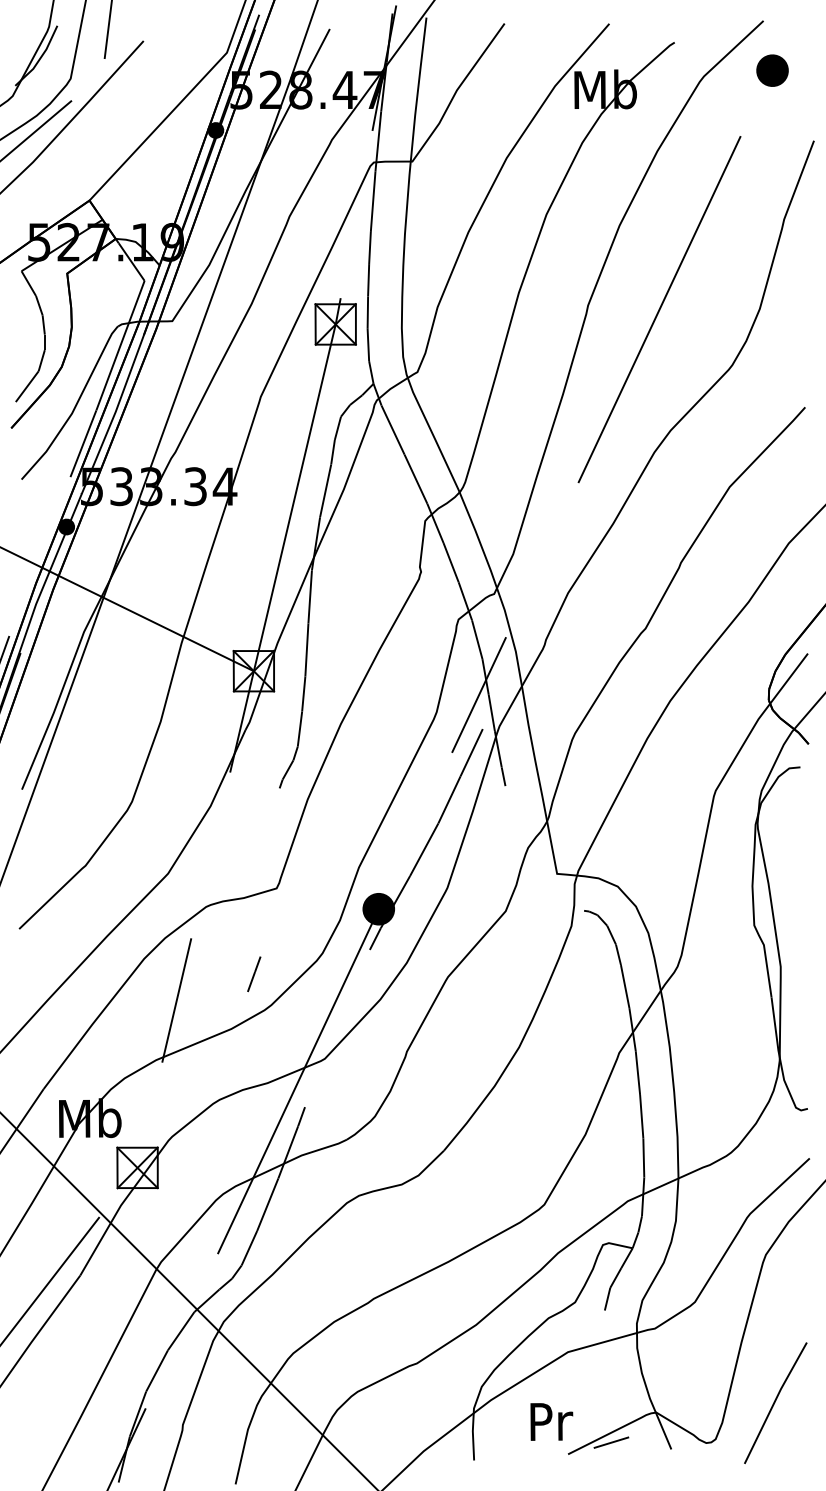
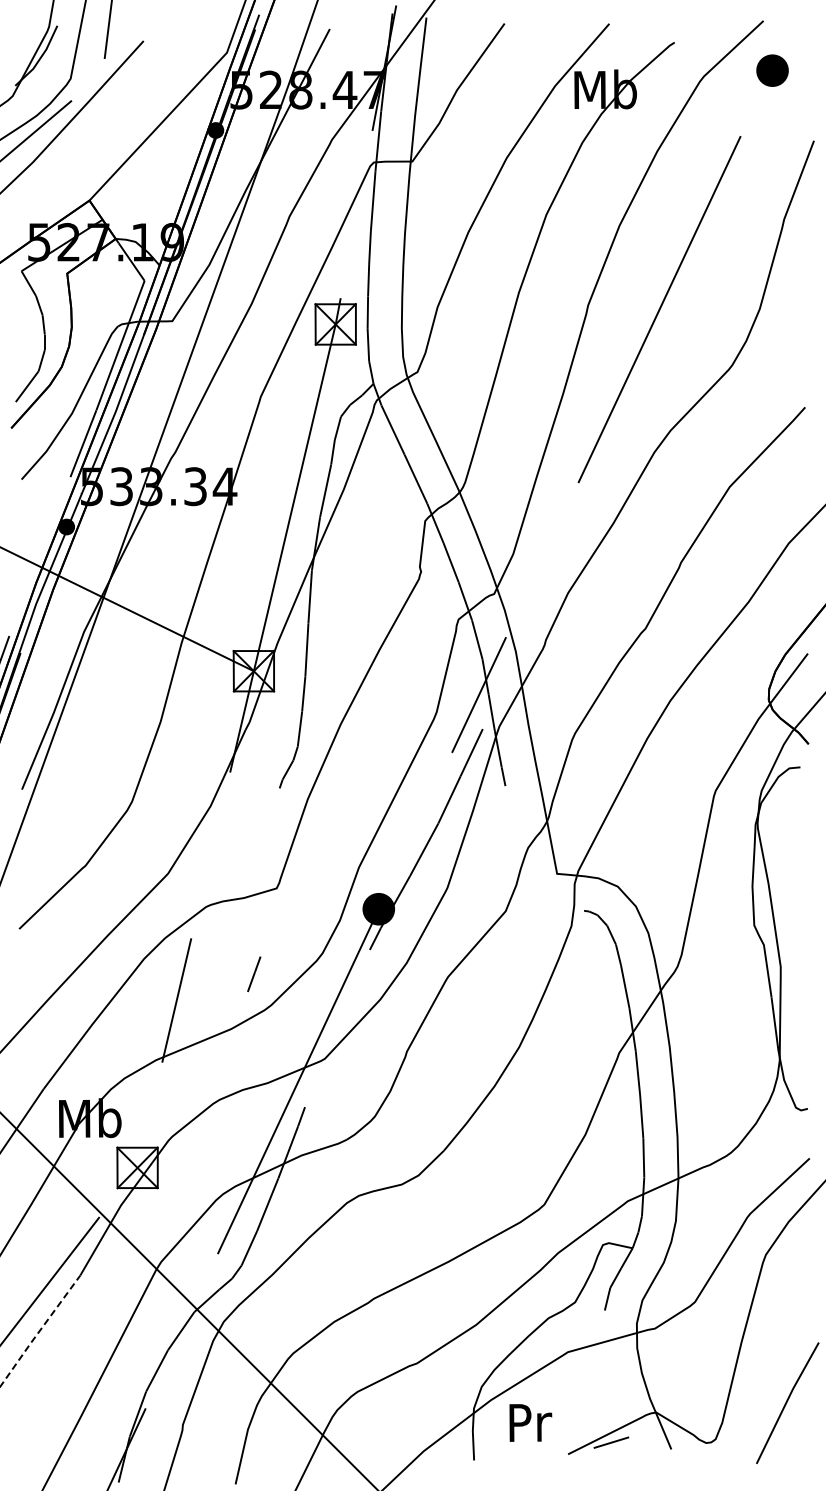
line: solid -> dashed (39, 1330)
line position: (775, 1402) -> (787, 1402) (787, 1402)
text position: (551, 1421) -> (530, 1422) (530, 1422)
